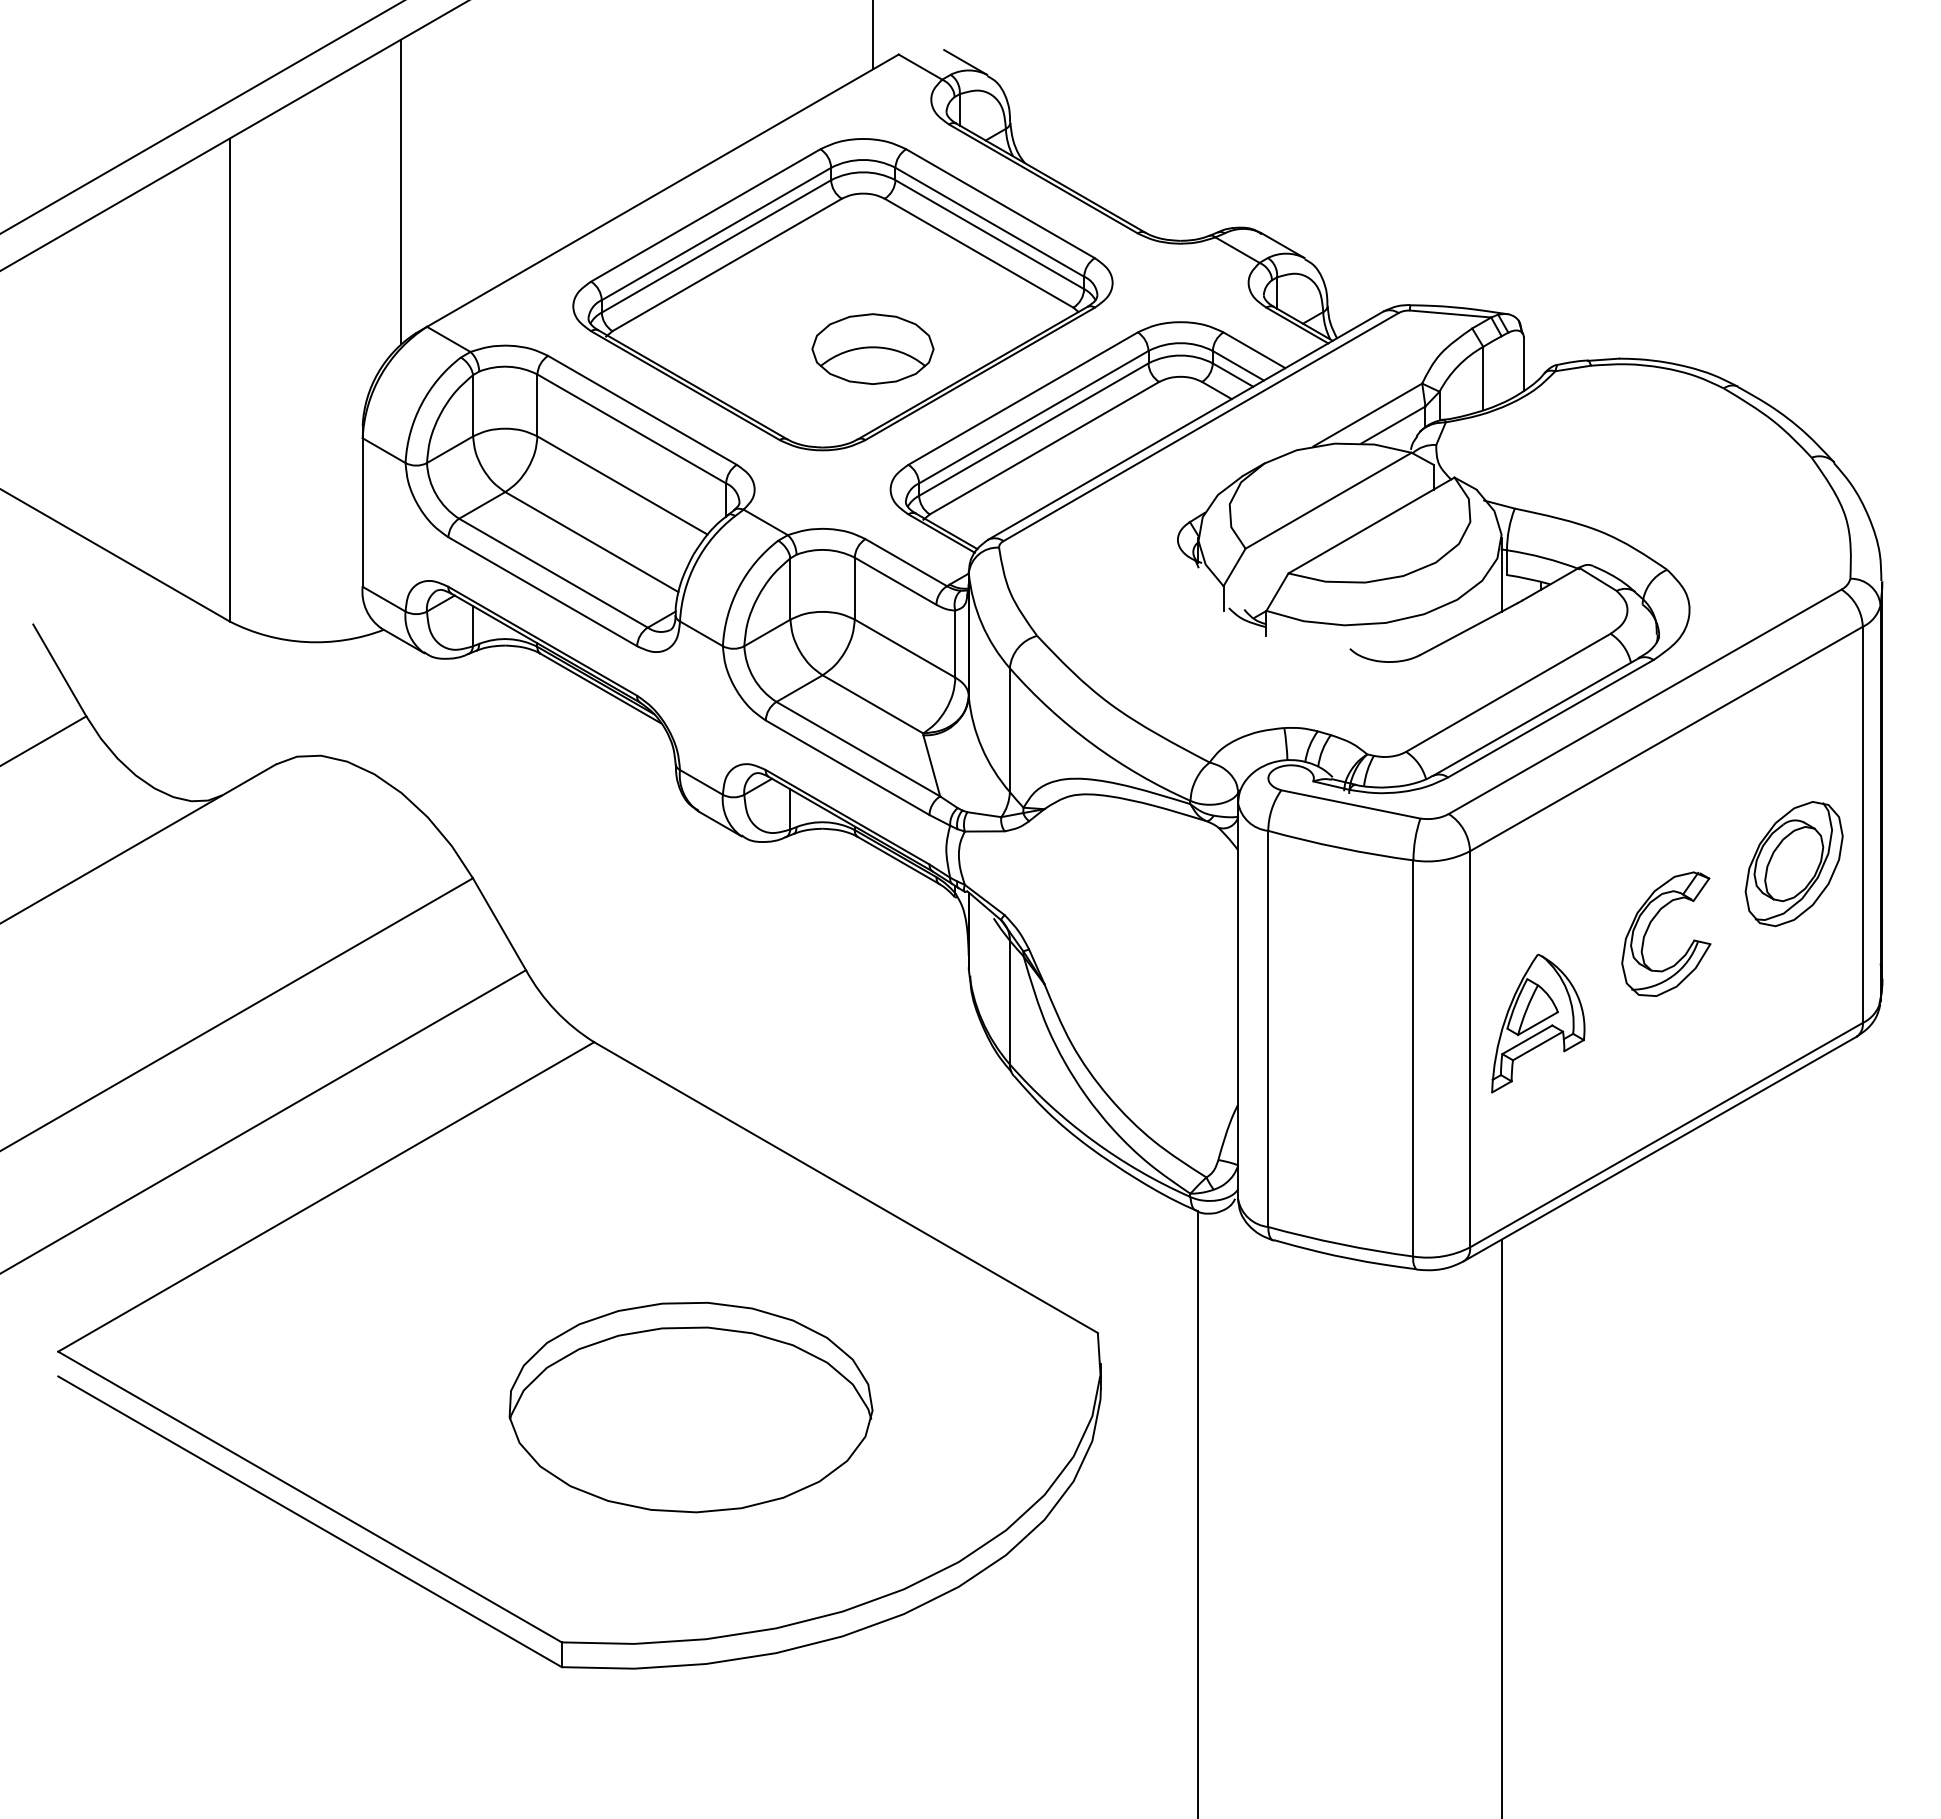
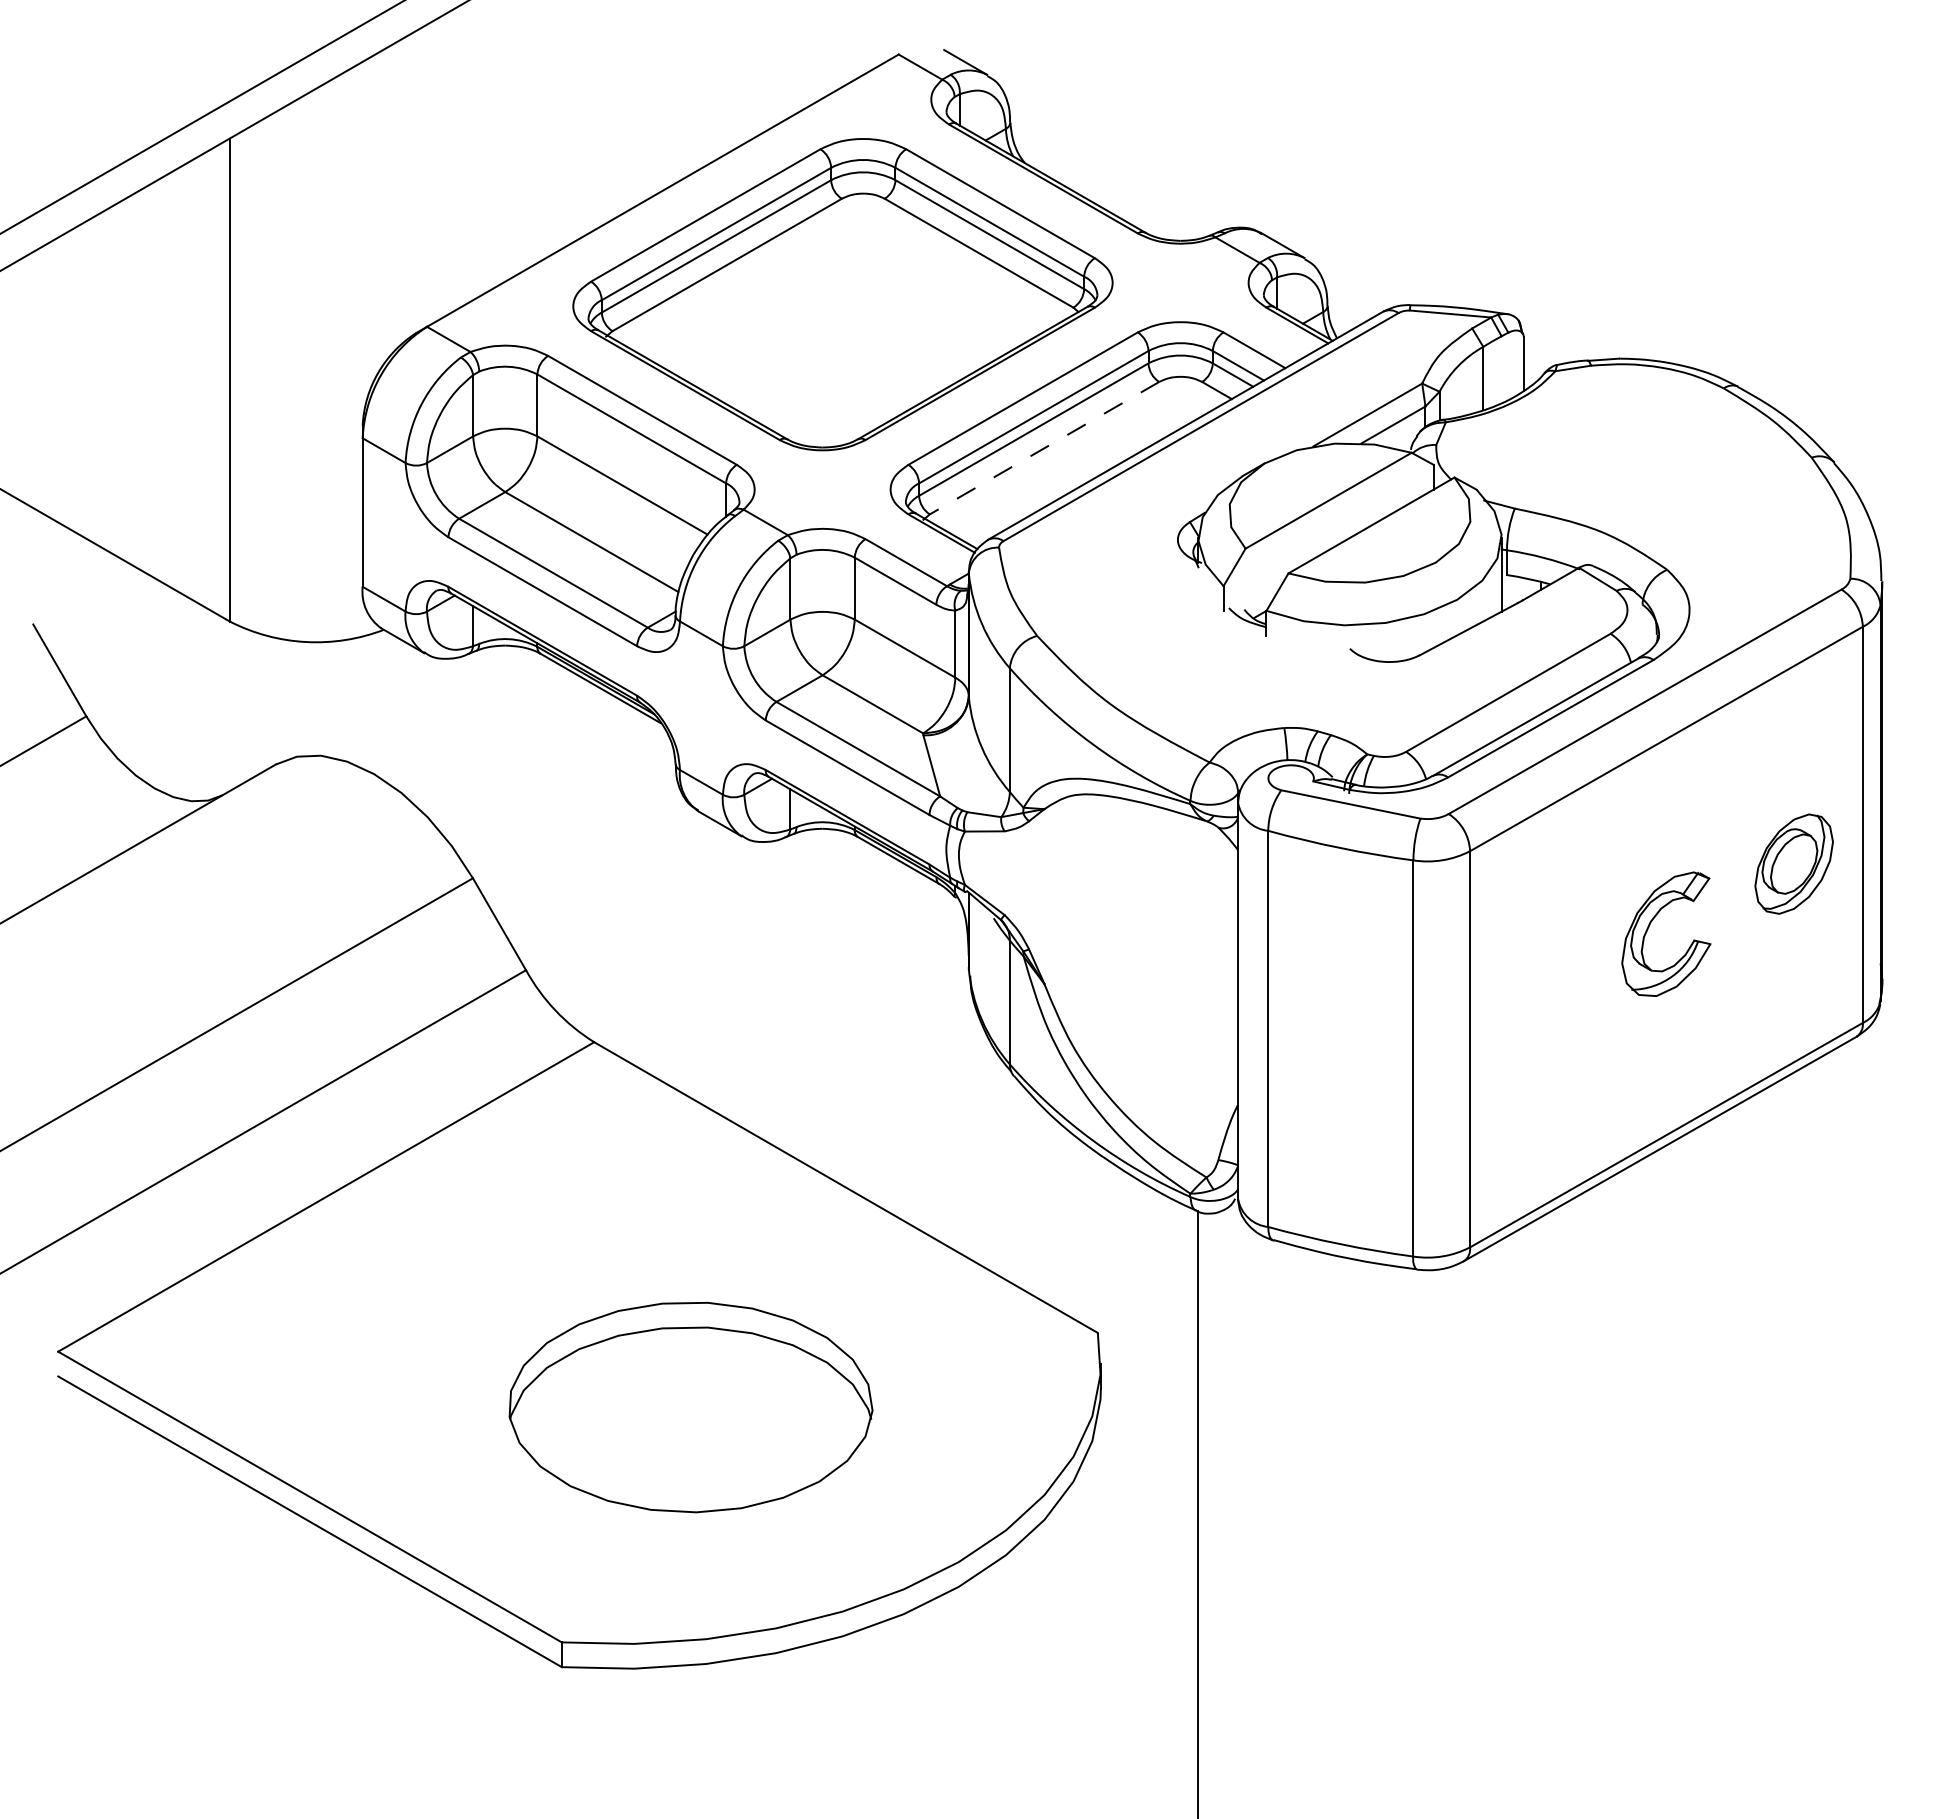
line: present -> none (872, 35)
line: present -> none (401, 191)
part: present -> none (872, 348)
line: solid -> dashed (1044, 448)
part size: 100x127 px -> 80x102 px (1793, 863)
part: present -> none (1538, 1023)
line: present -> none (1501, 1527)
